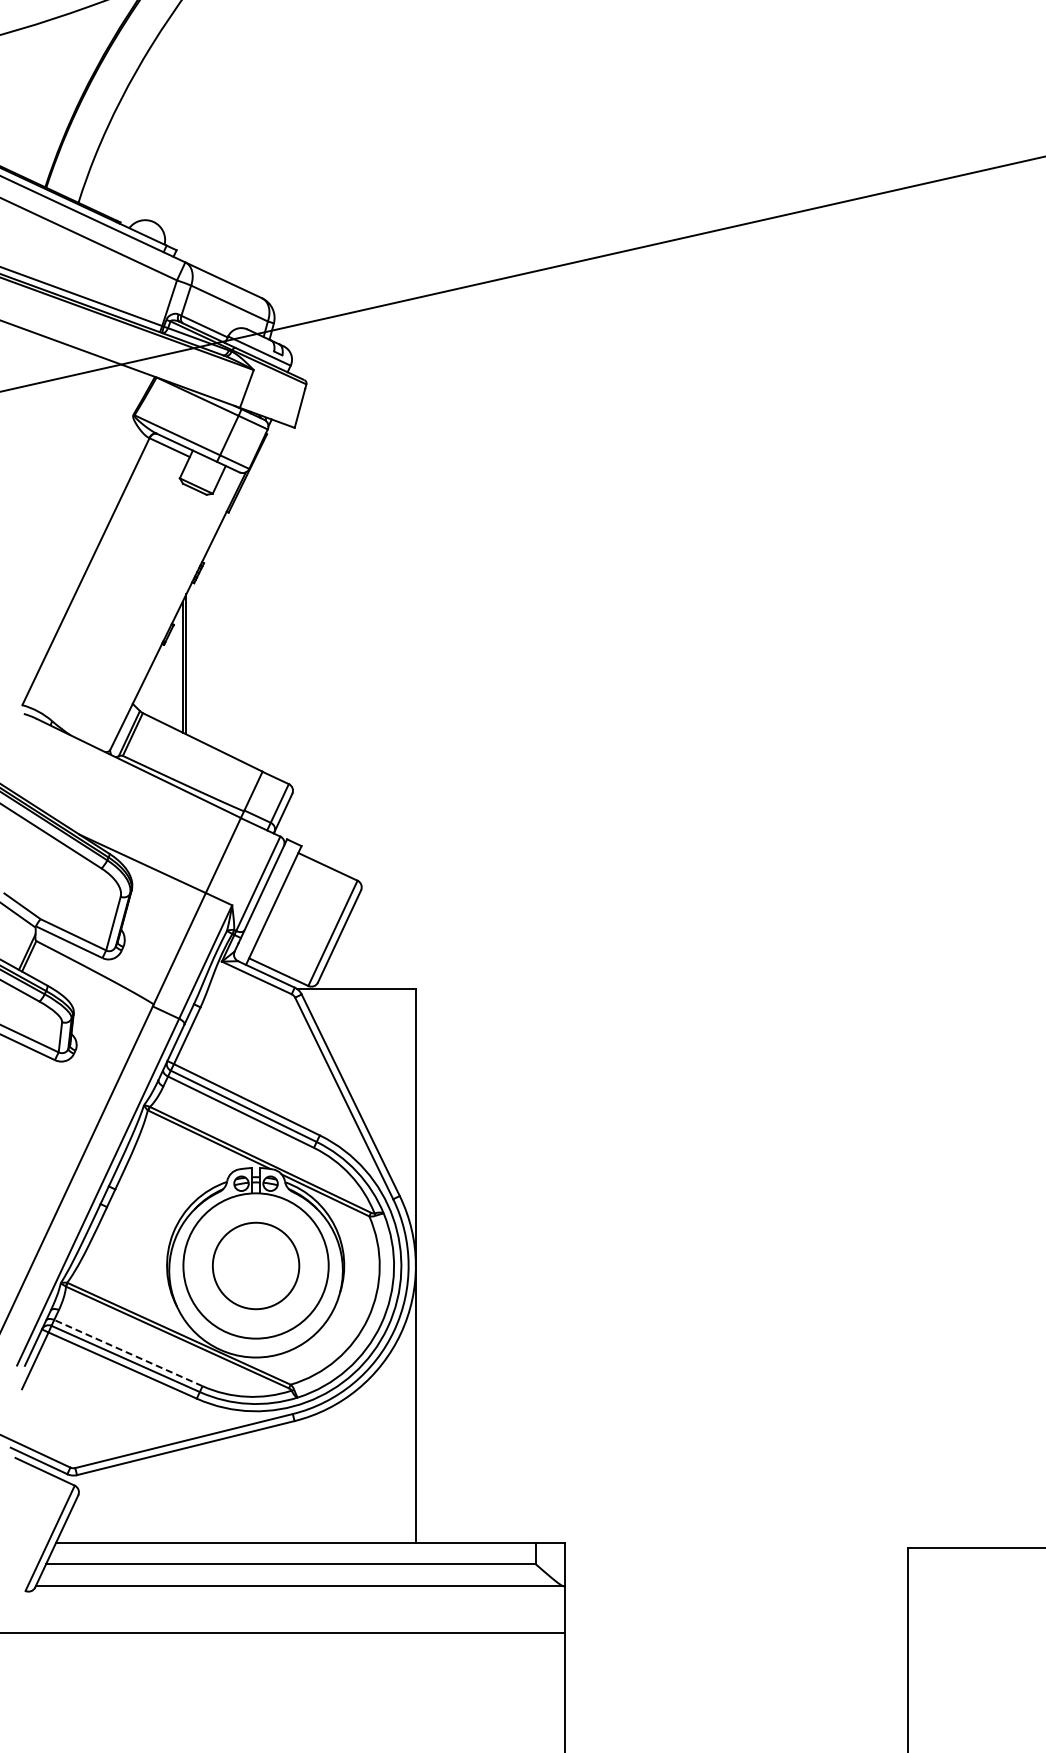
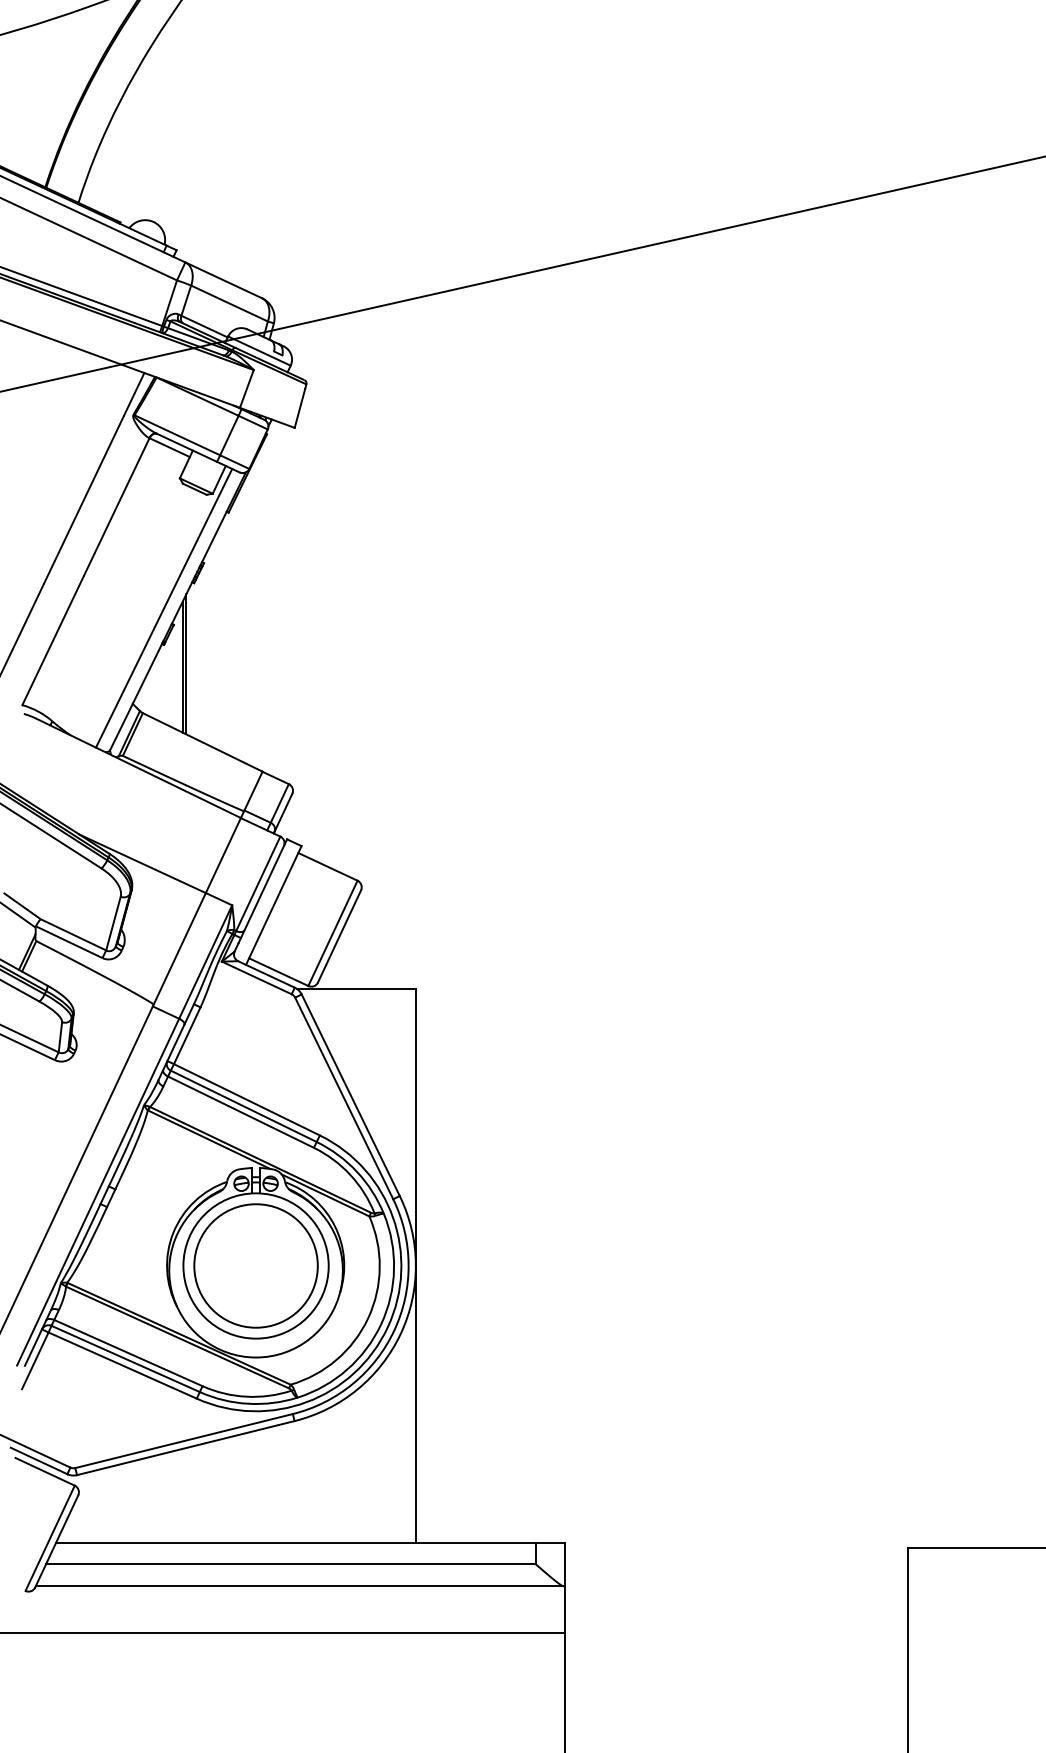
line: none -> present (73, 521)
line: none -> present (164, 607)
circle diameter: 86 px -> 124 px (255, 1265)
line: dashed -> solid (127, 1352)
